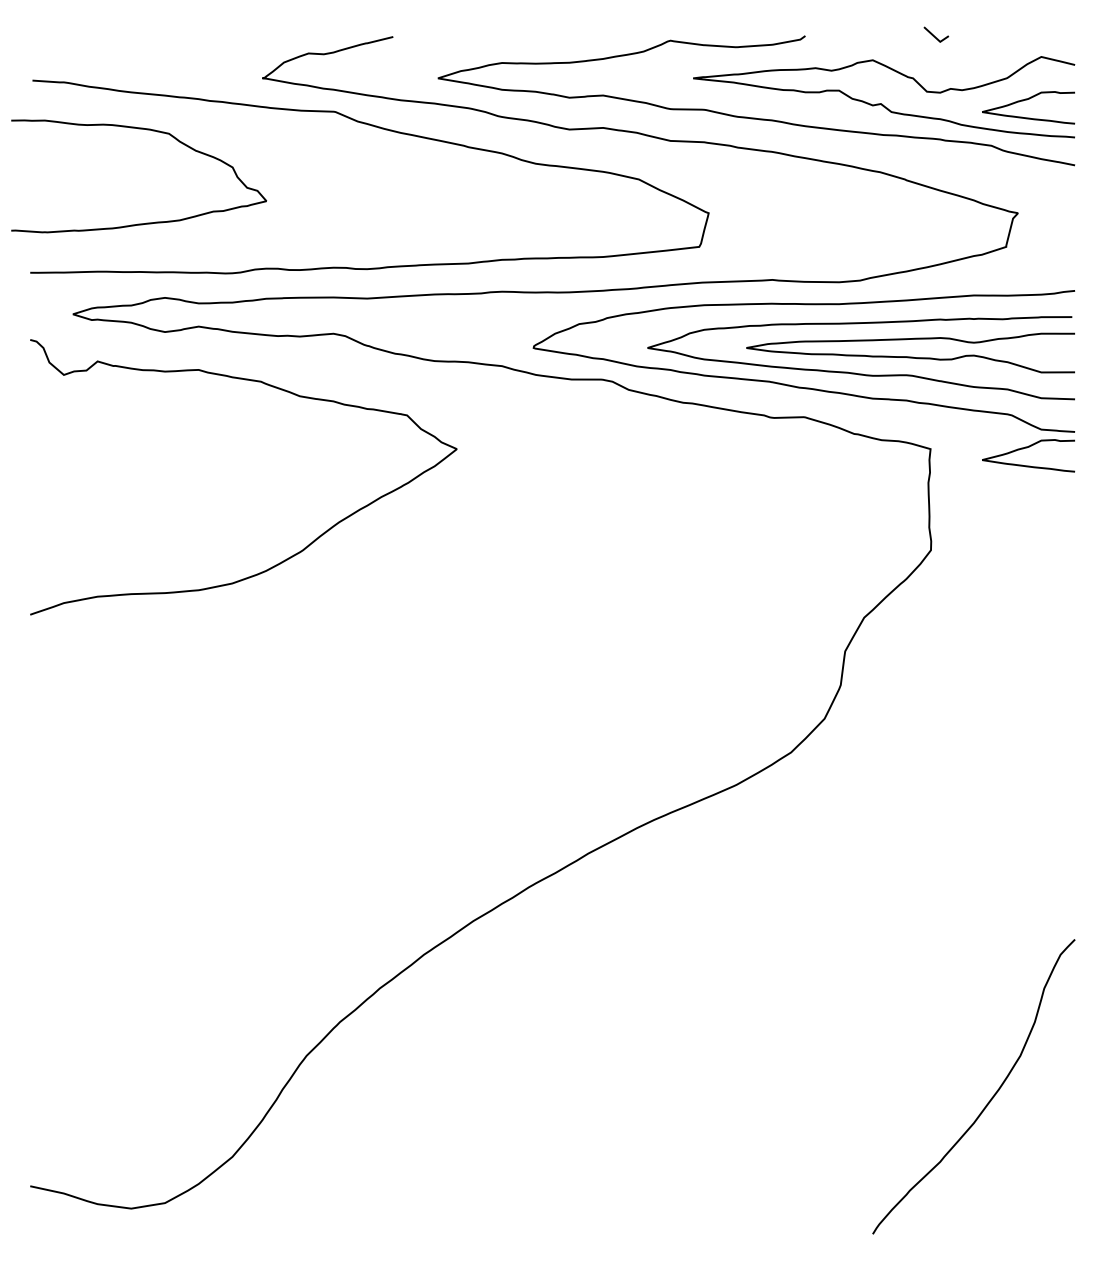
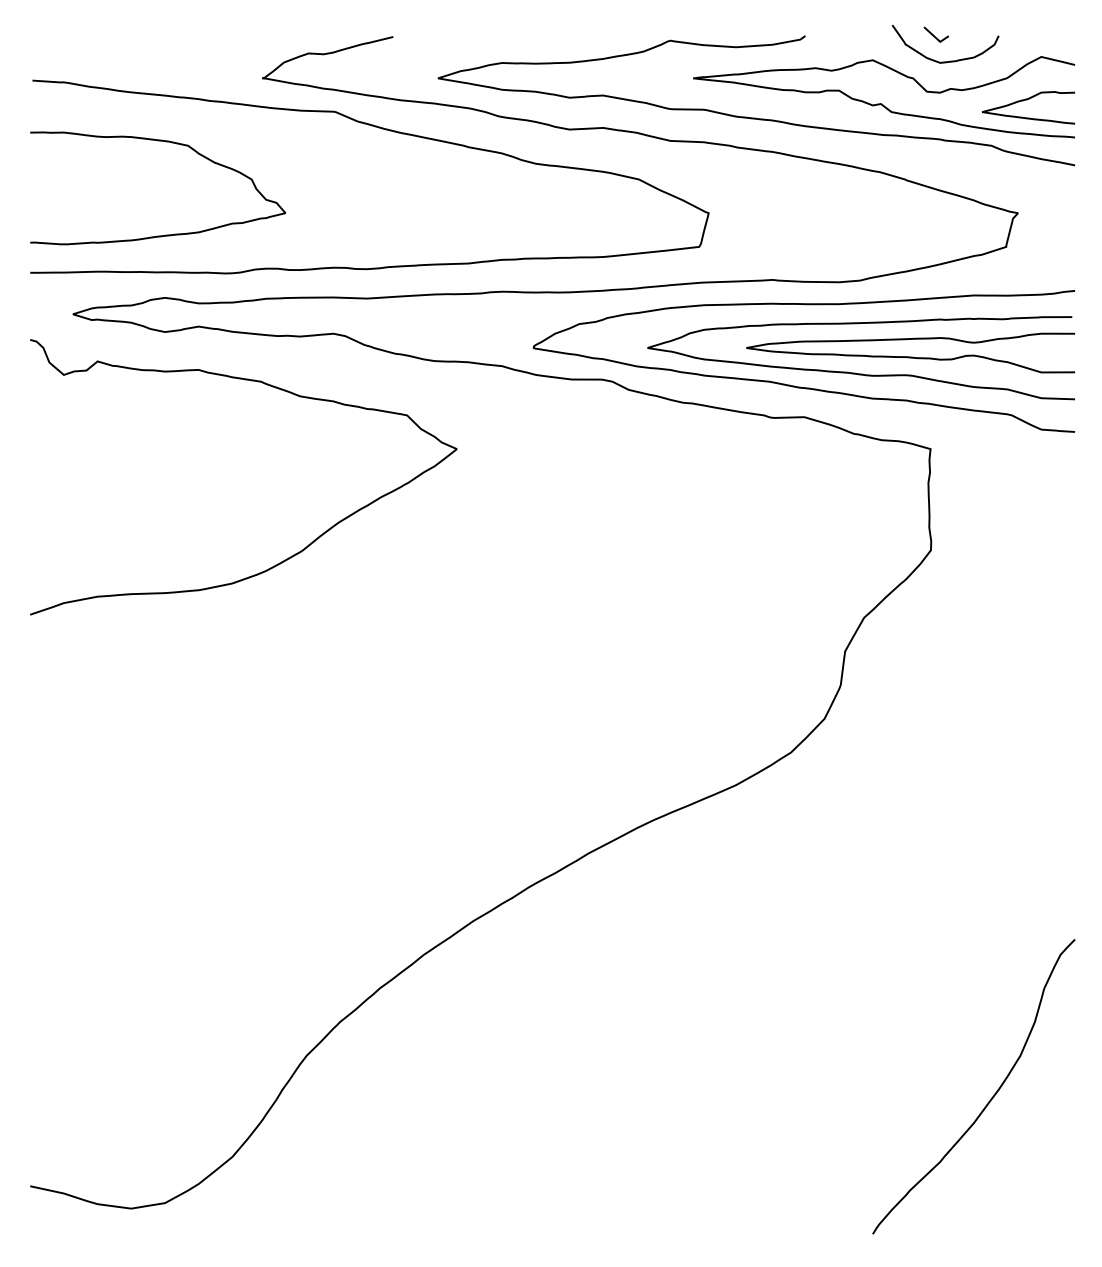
curve: none -> present (950, 60)
curve position: (146, 130) -> (165, 142) (165, 142)
curve: present -> none (1027, 448)
